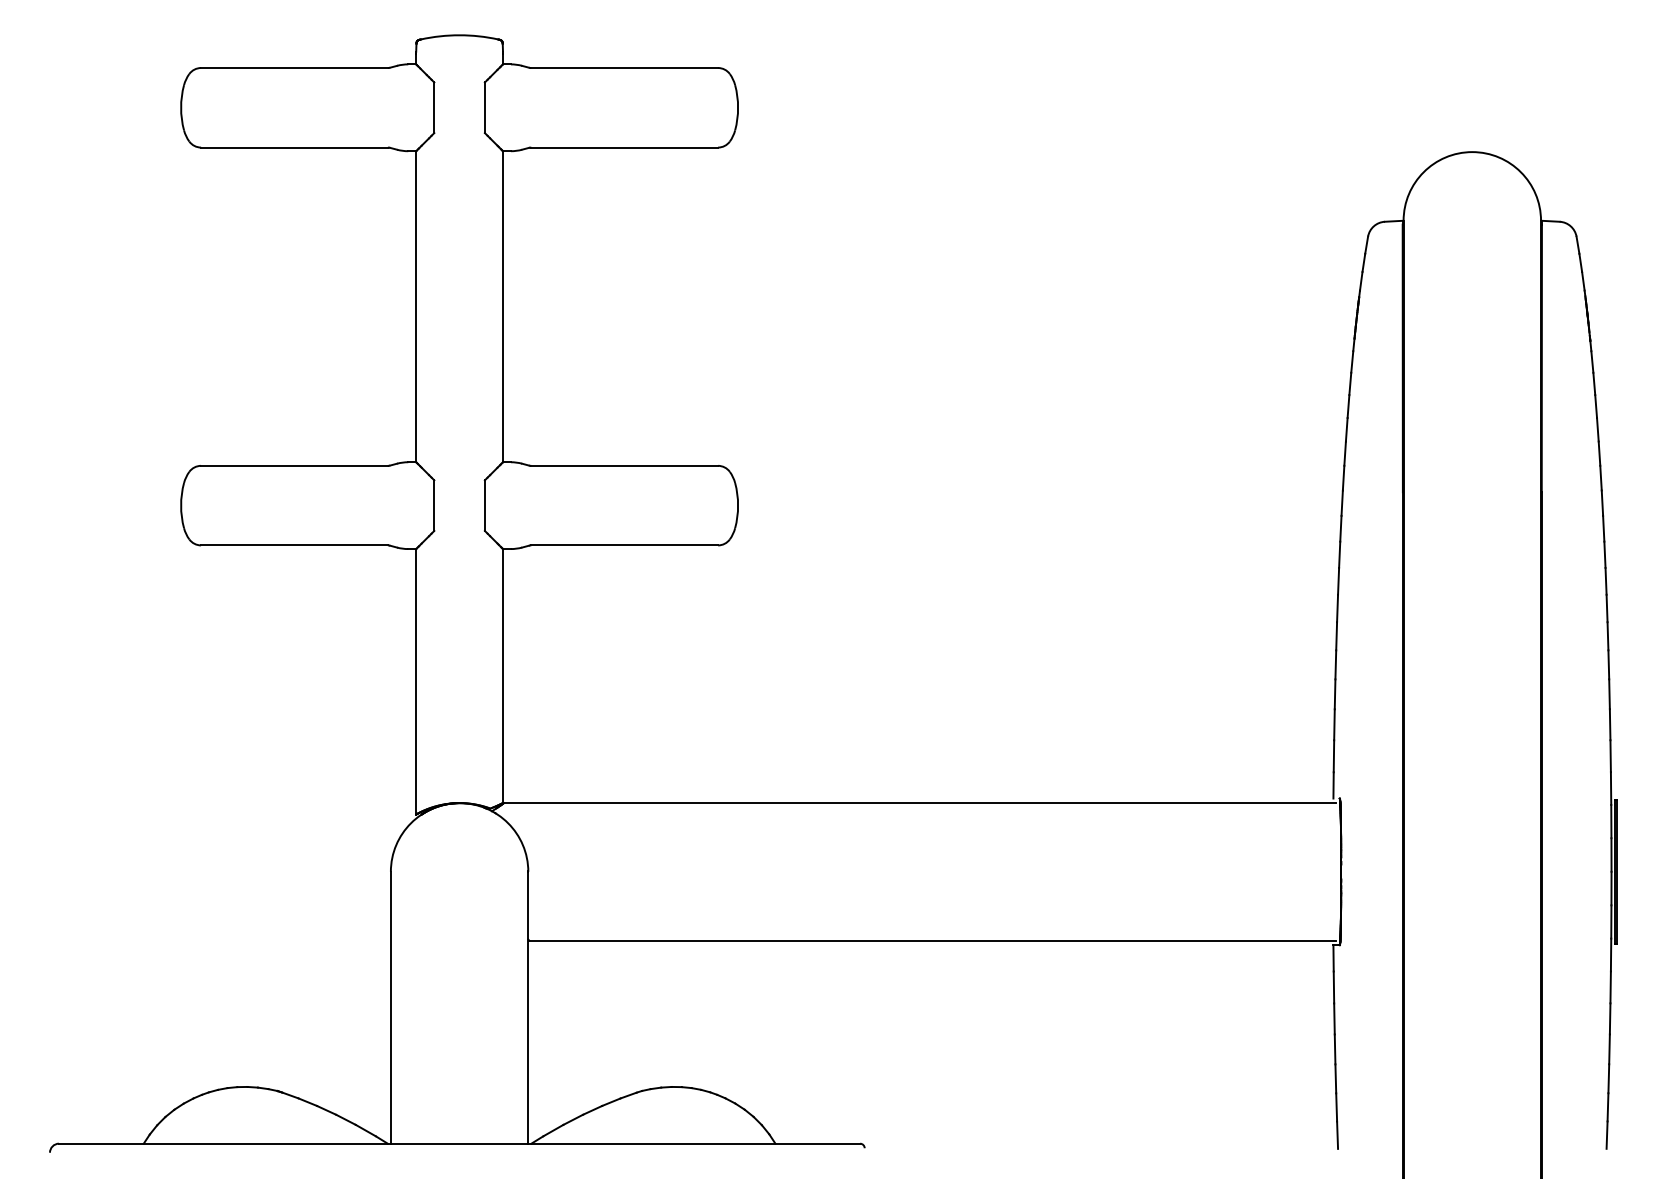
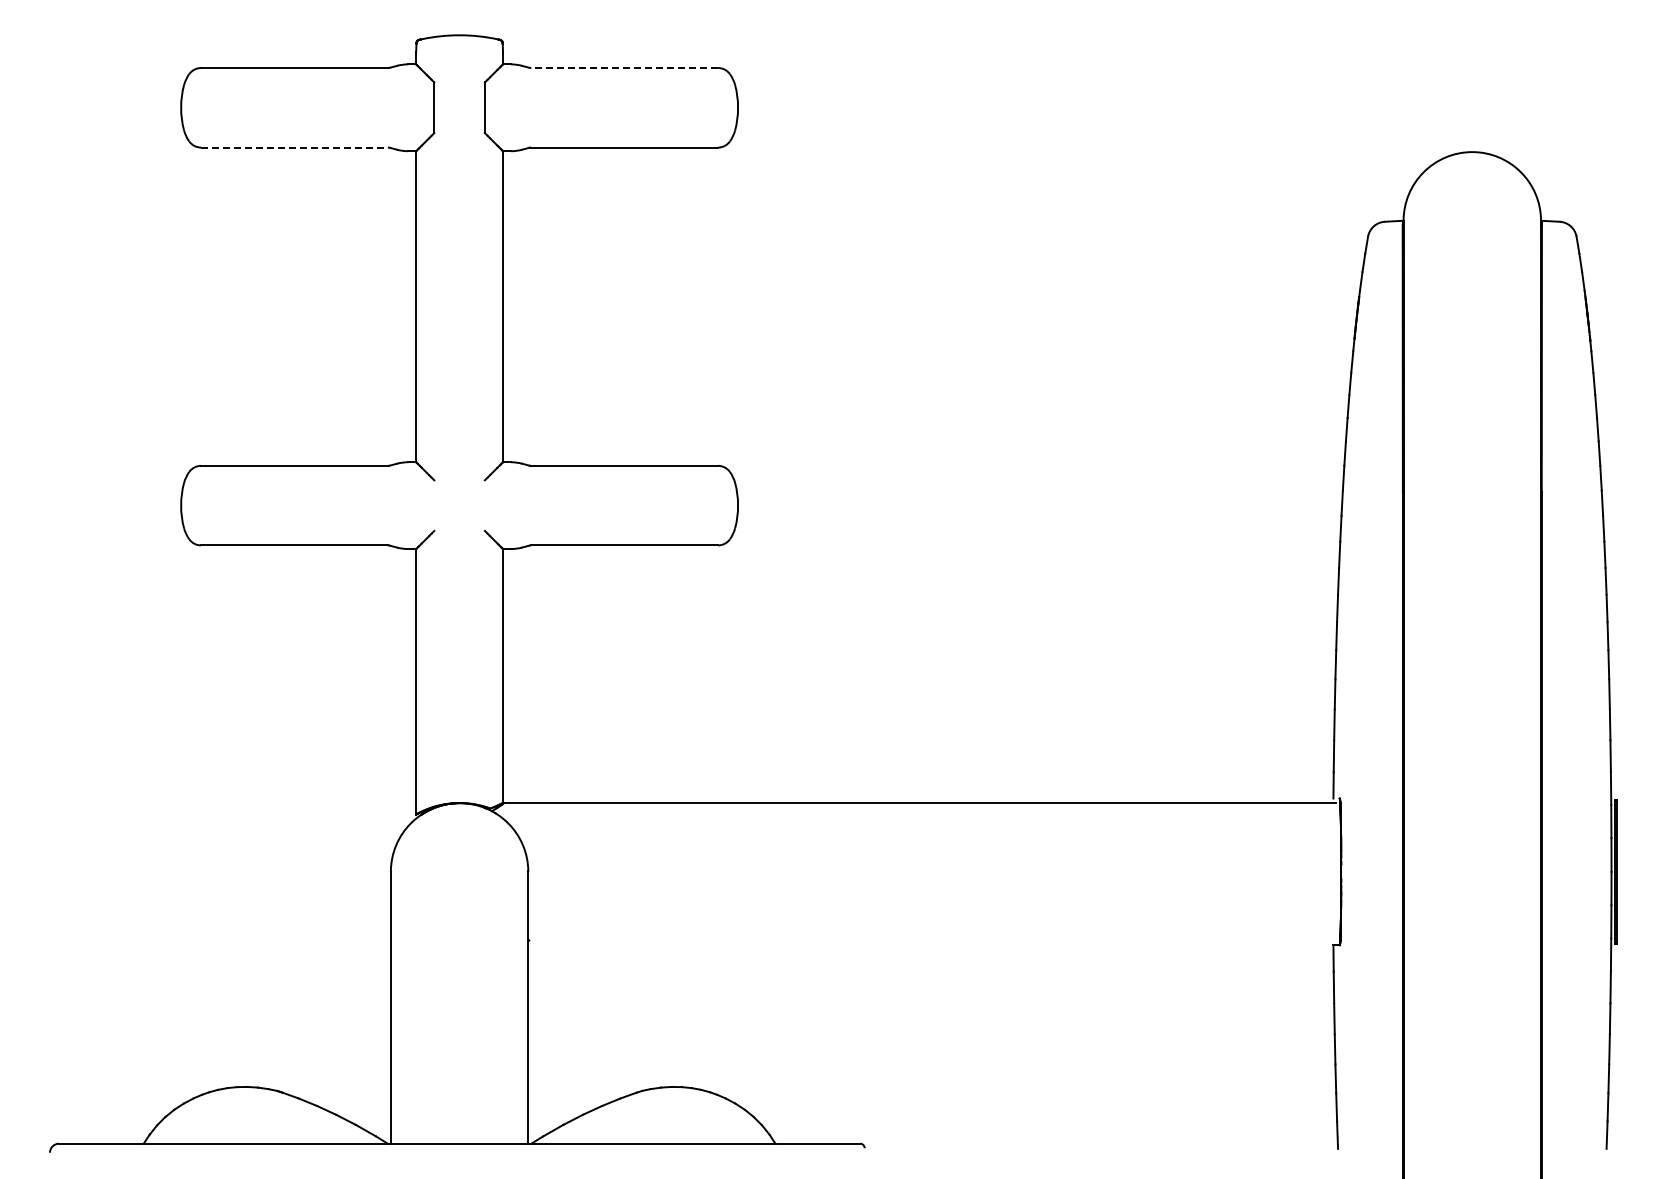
line: solid -> dashed (624, 68)
line: solid -> dashed (295, 147)
line: present -> none (434, 505)
line: present -> none (484, 505)
line: present -> none (932, 940)
